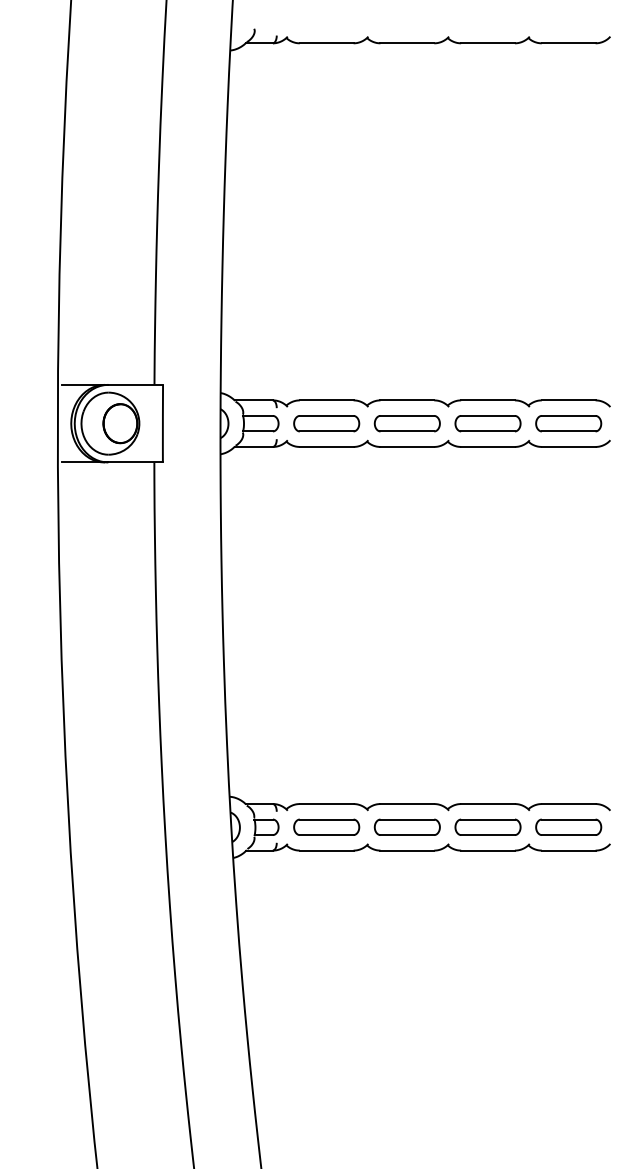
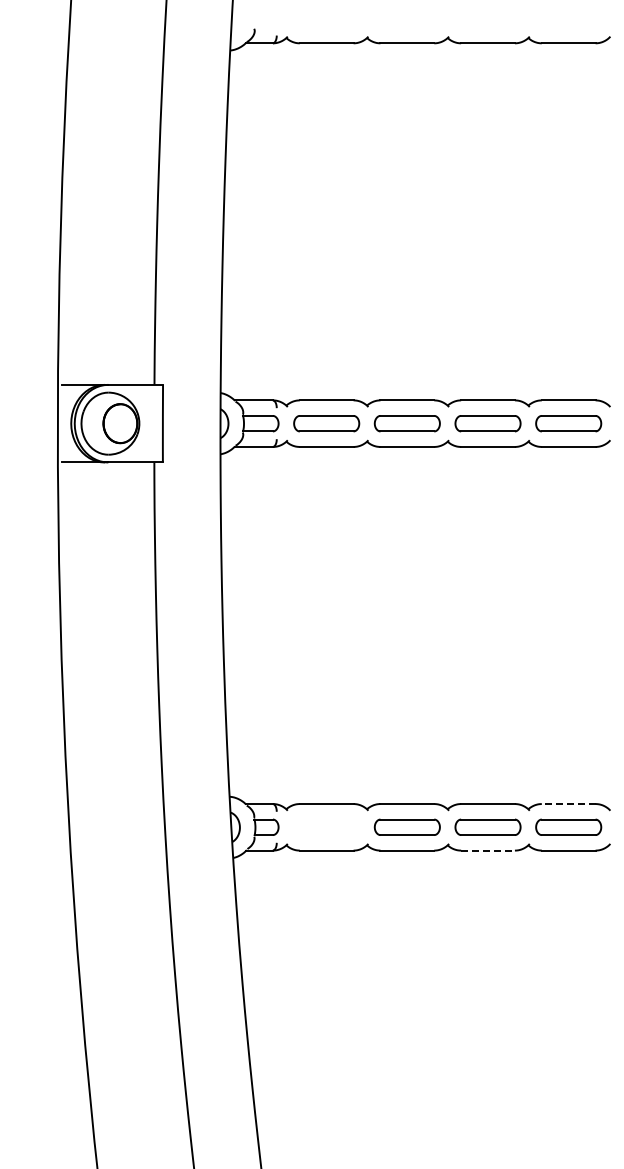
line: solid -> dashed (568, 804)
part: present -> none (326, 826)
line: solid -> dashed (488, 850)
